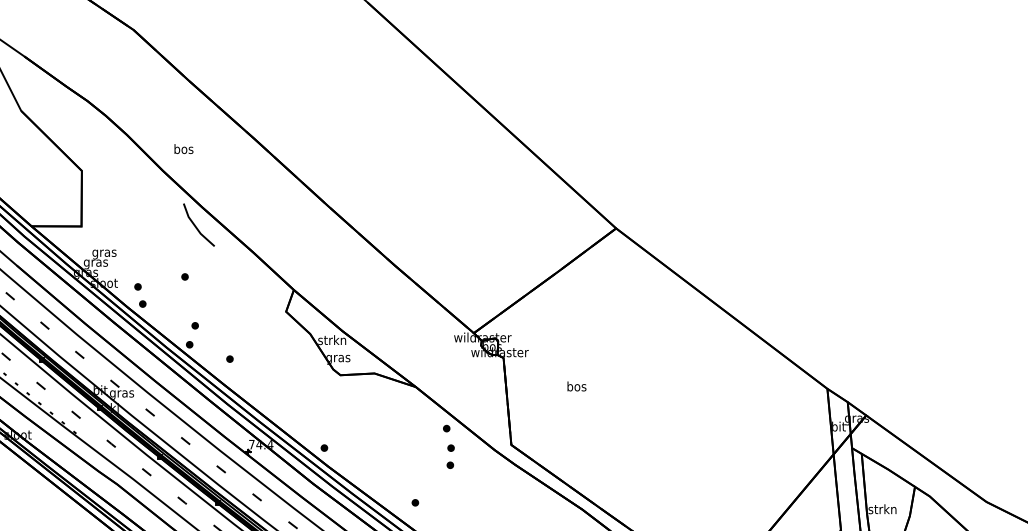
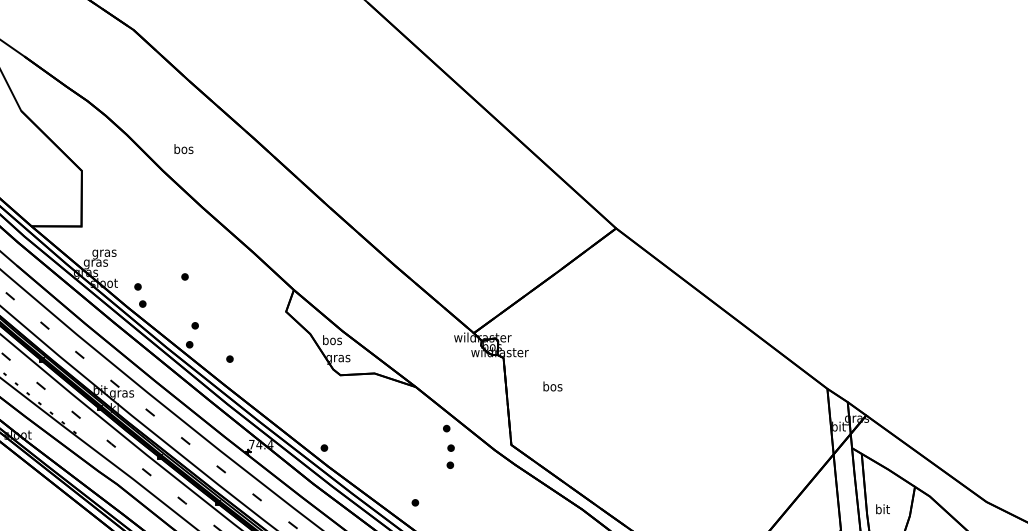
line: present -> none (196, 226)
text: strkn -> bos (332, 340)
text position: (576, 386) -> (552, 386) (552, 386)
text: strkn -> bit (882, 509)
